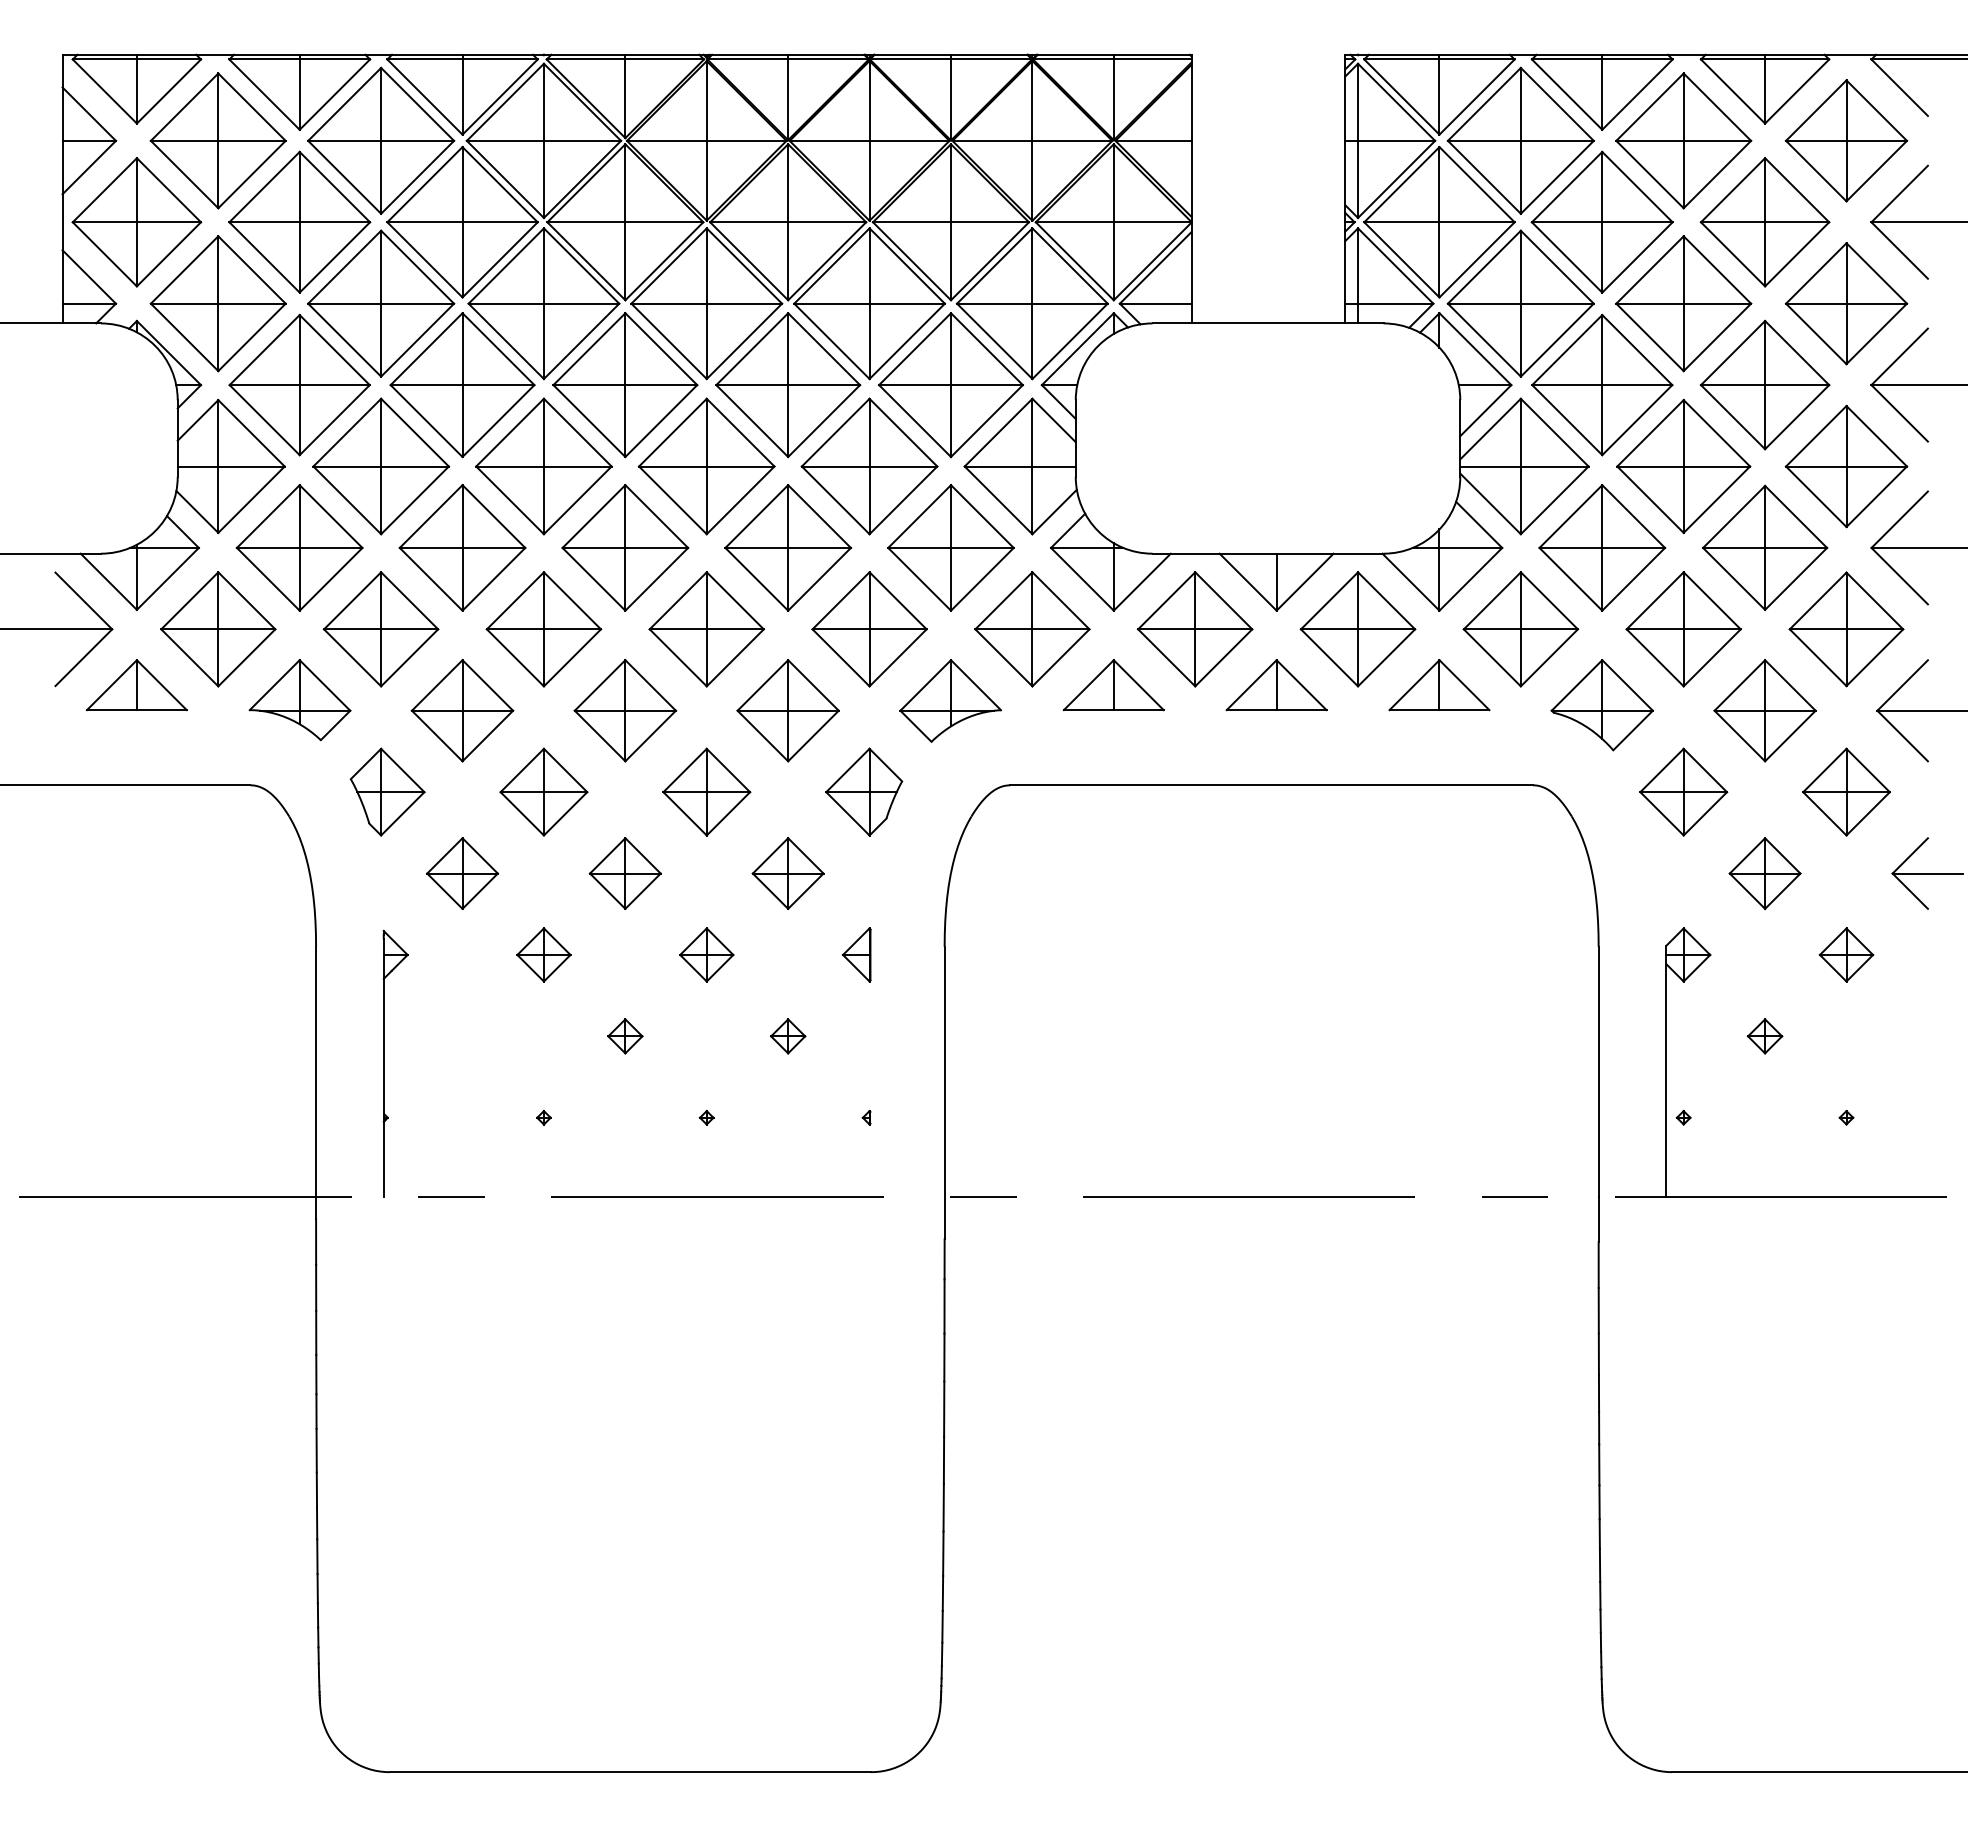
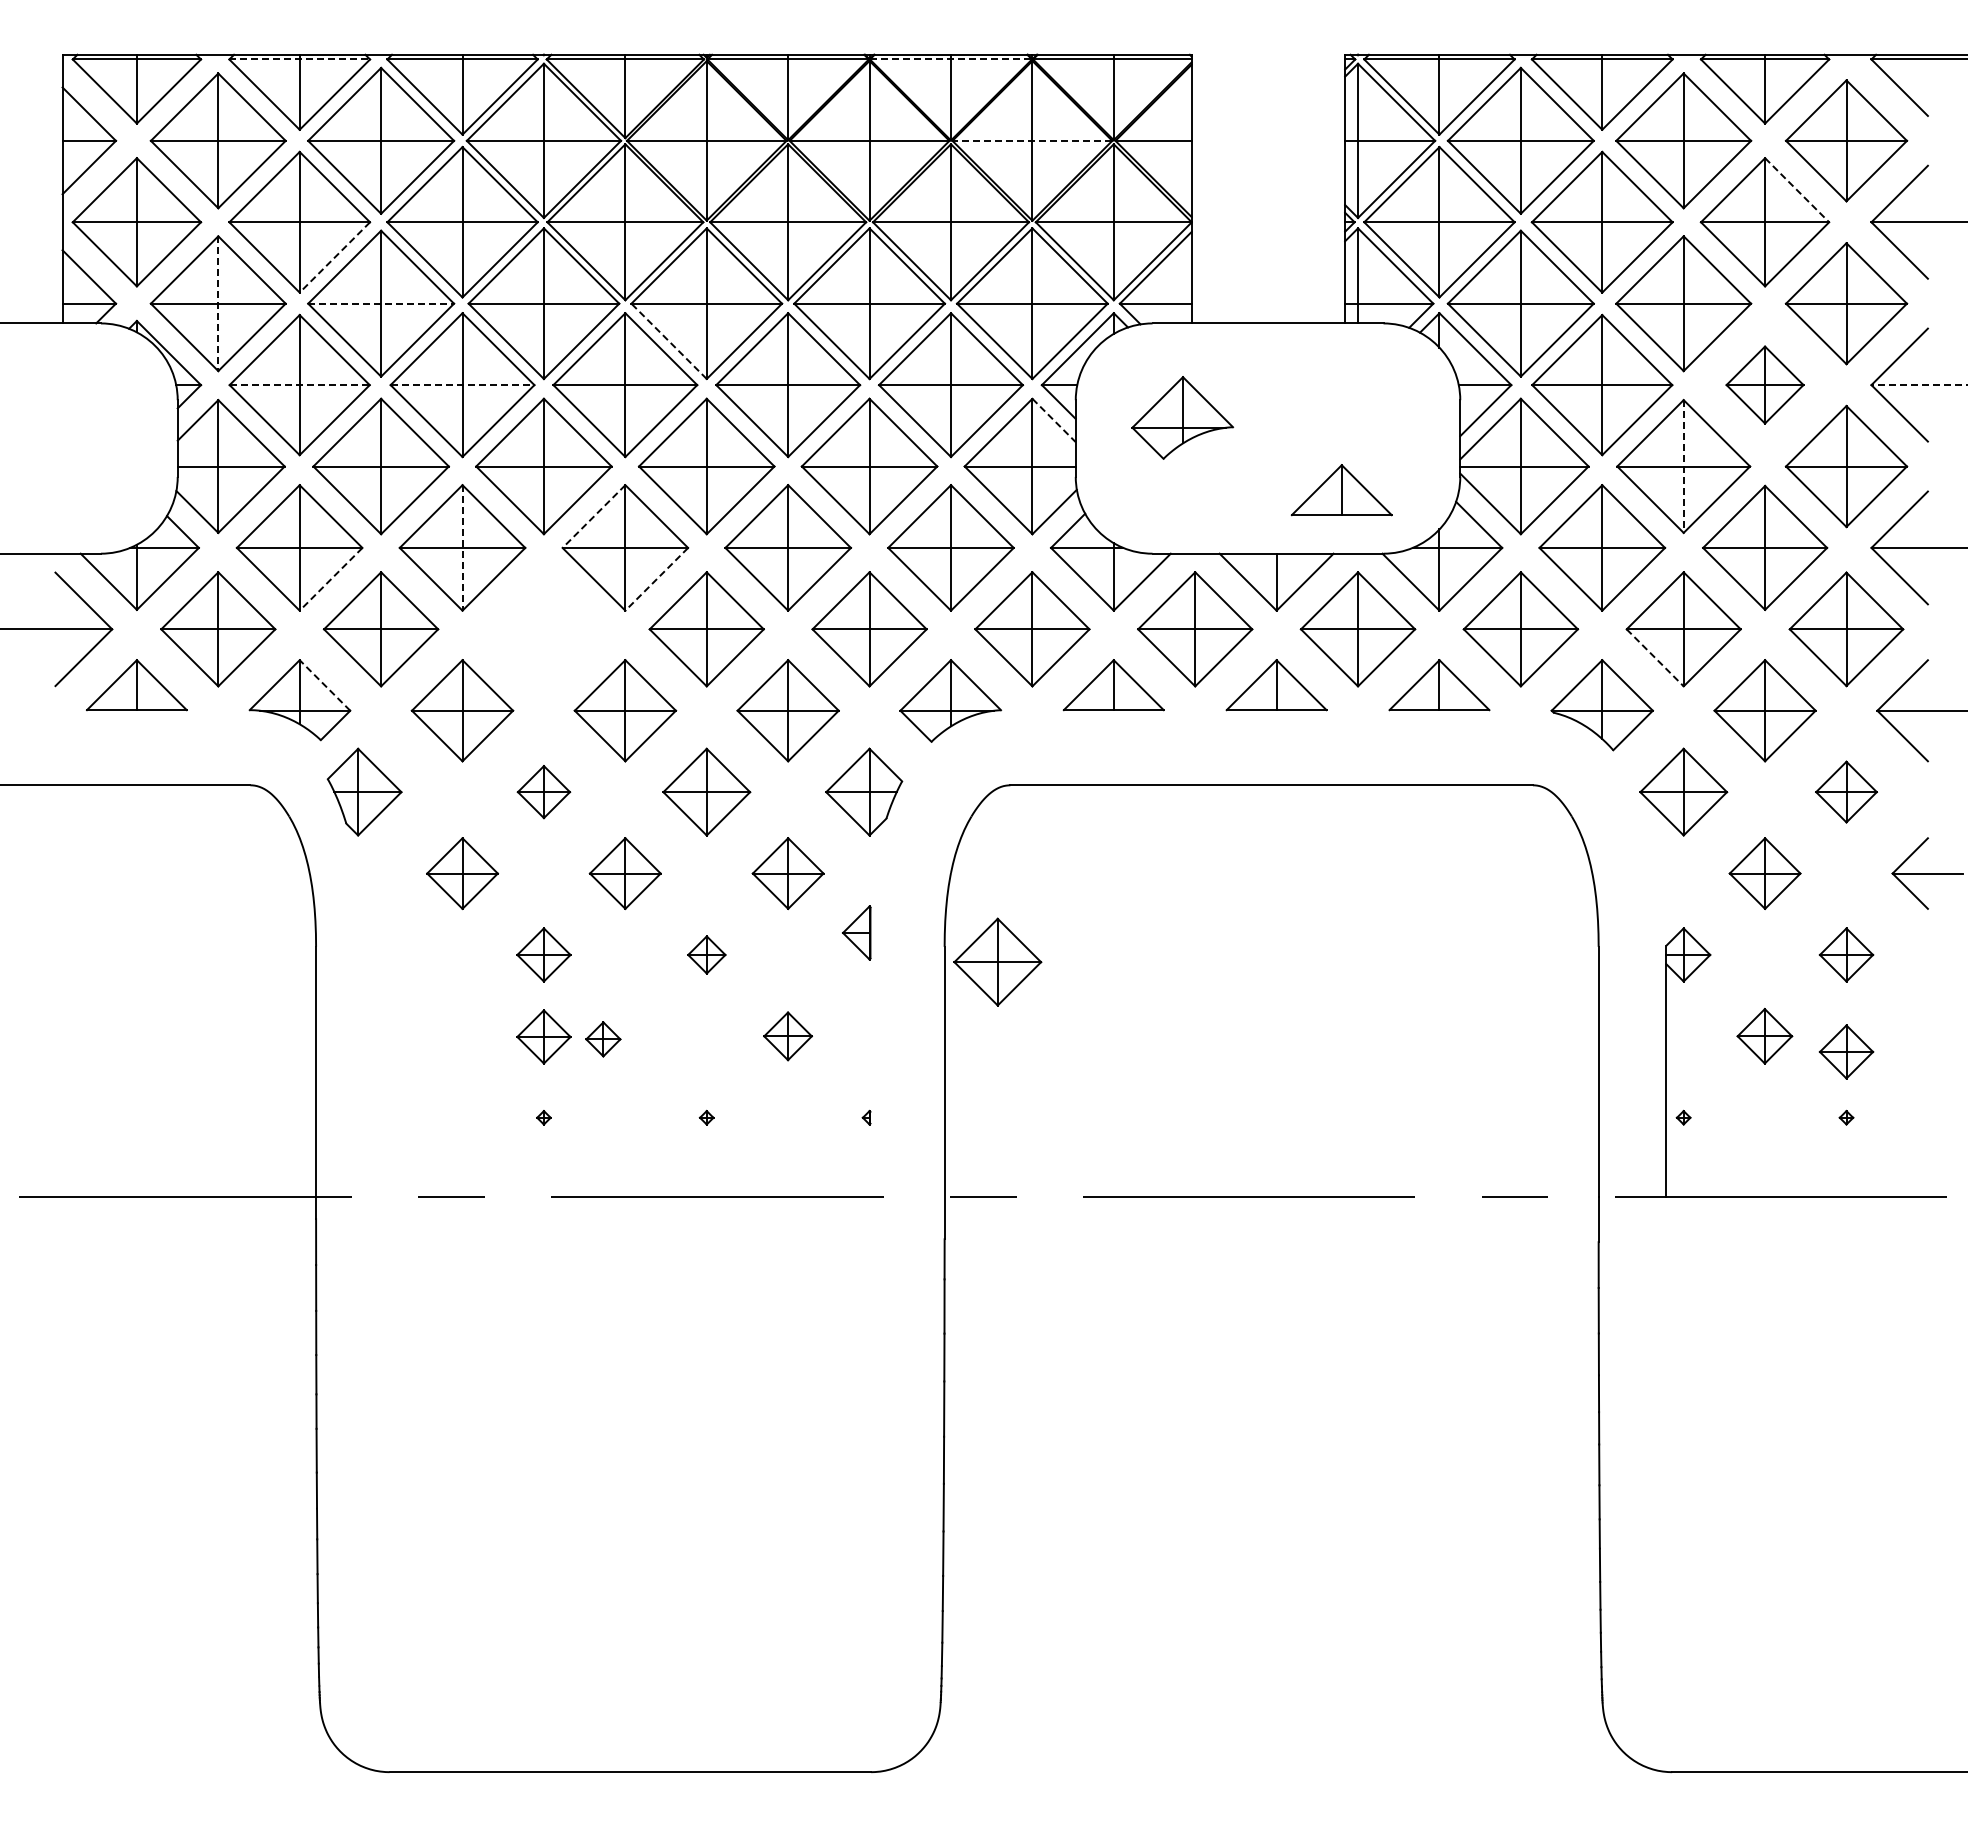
line: solid -> dashed (300, 59)
line: solid -> dashed (951, 59)
line: solid -> dashed (1032, 140)
line: solid -> dashed (1797, 190)
line: solid -> dashed (334, 257)
line: solid -> dashed (381, 303)
line: solid -> dashed (218, 304)
line: solid -> dashed (668, 341)
part size: 132x132 px -> 80x80 px (1764, 384)
line: solid -> dashed (300, 385)
line: solid -> dashed (462, 385)
line: solid -> dashed (1919, 385)
part: none -> present (1182, 417)
line: solid -> dashed (1054, 420)
line: solid -> dashed (1683, 467)
part: none -> present (1341, 490)
line: solid -> dashed (593, 516)
line: solid -> dashed (462, 547)
line: solid -> dashed (330, 579)
line: solid -> dashed (656, 579)
part: present -> none (543, 629)
line: solid -> dashed (1655, 658)
line: solid -> dashed (325, 685)
part position: (387, 791) -> (364, 791) (364, 791)
part size: 90x90 px -> 56x55 px (543, 792)
part size: 89x90 px -> 63x64 px (1846, 791)
part size: 56x56 px -> 40x40 px (706, 954)
part position: (856, 954) -> (856, 932) (856, 932)
part: none -> present (997, 961)
part: none -> present (543, 1036)
part position: (625, 1036) -> (603, 1039) (603, 1039)
part size: 37x37 px -> 50x51 px (787, 1036)
part size: 37x37 px -> 58x57 px (1764, 1036)
part: none -> present (1846, 1051)
part: present -> none (384, 1063)
